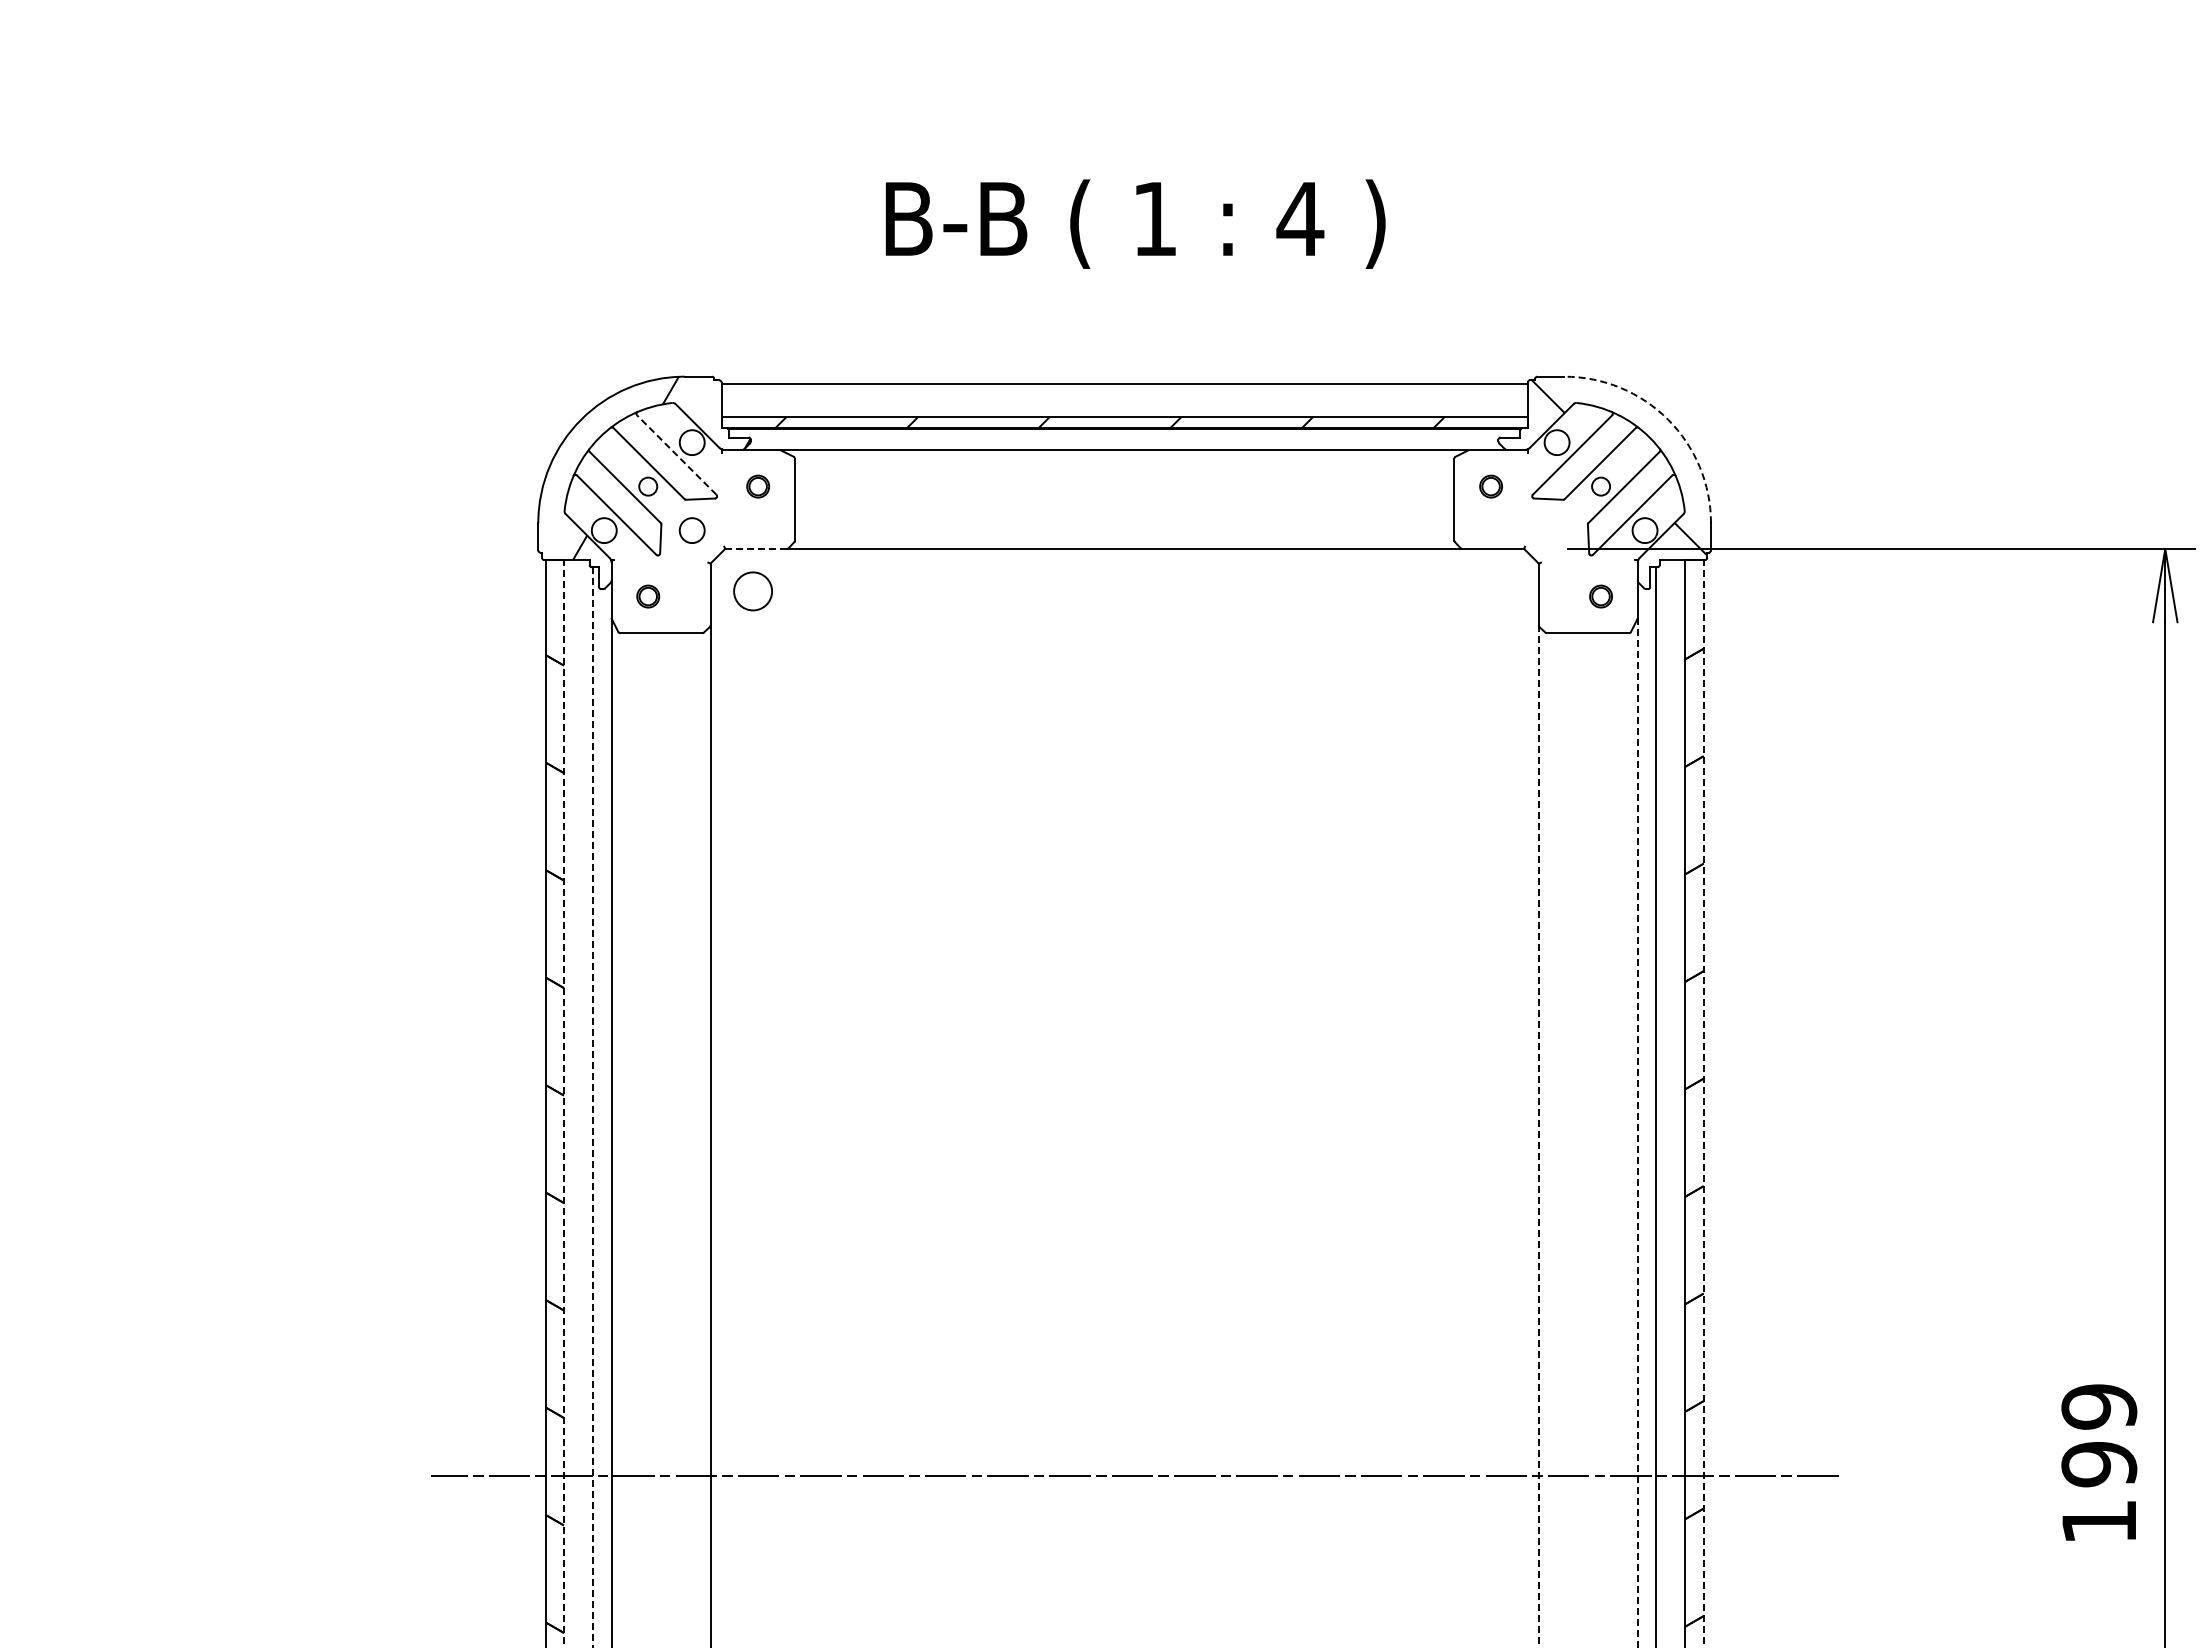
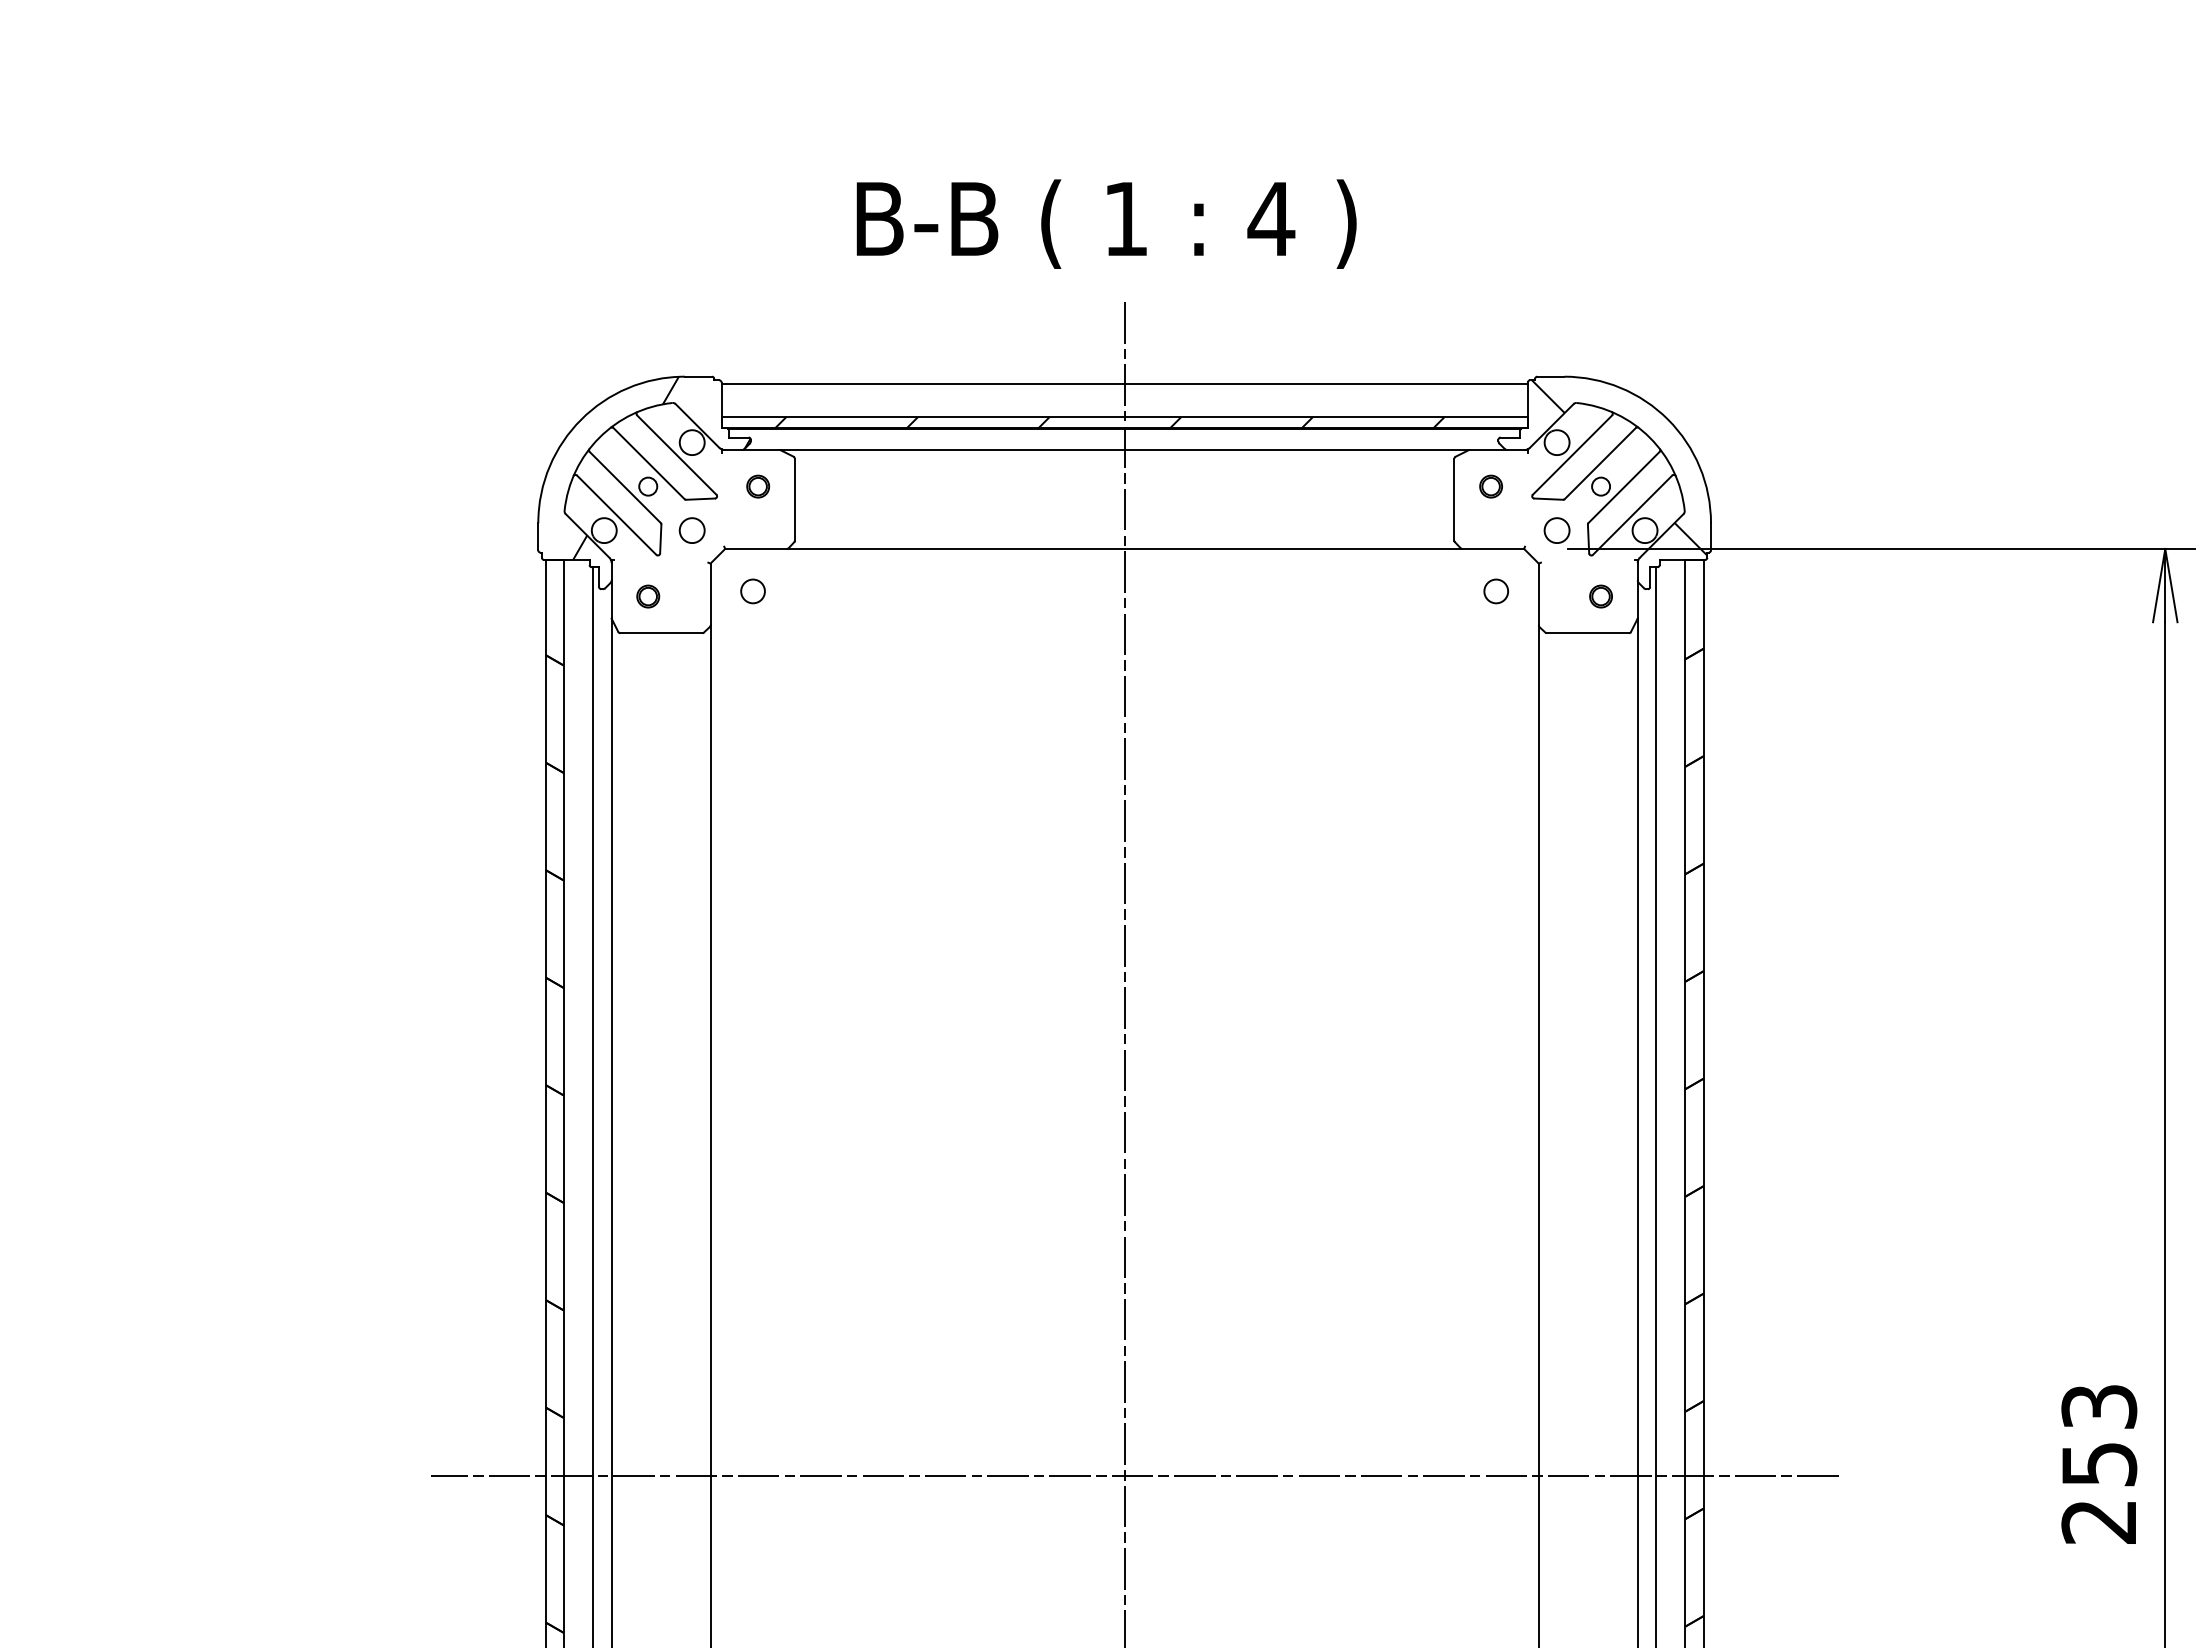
text position: (1135, 223) -> (1106, 223) (1106, 223)
arc: dashed -> solid (1668, 419)
line: dashed -> solid (676, 454)
circle: none -> present (1556, 530)
line: dashed -> solid (756, 548)
circle size: 40x41 px -> 26x27 px (752, 591)
circle: none -> present (1495, 591)
line: none -> present (1124, 973)
line: dashed -> solid (563, 1103)
line: dashed -> solid (1703, 1103)
line: dashed -> solid (593, 1107)
line: dashed -> solid (1637, 1132)
line: dashed -> solid (1538, 1136)
text: 199 -> 253 (2099, 1463)
